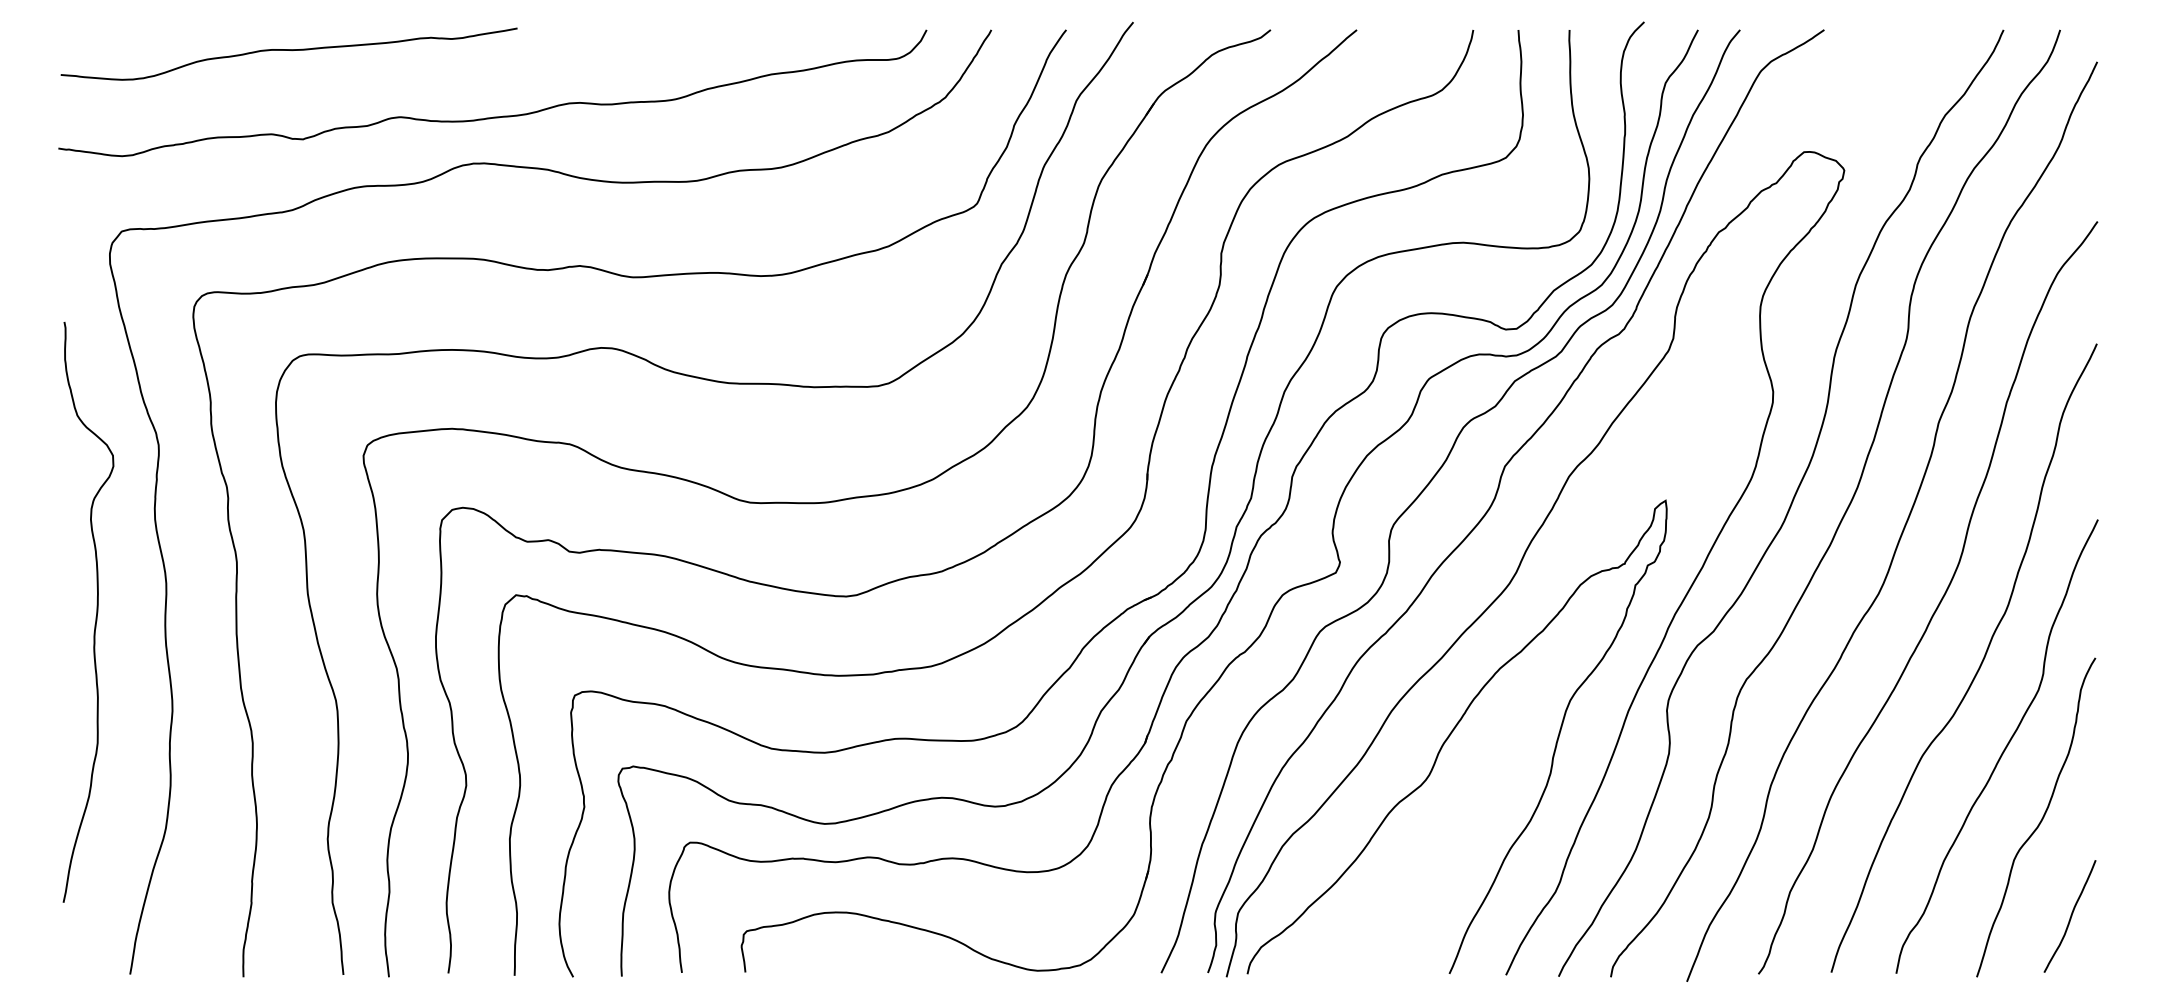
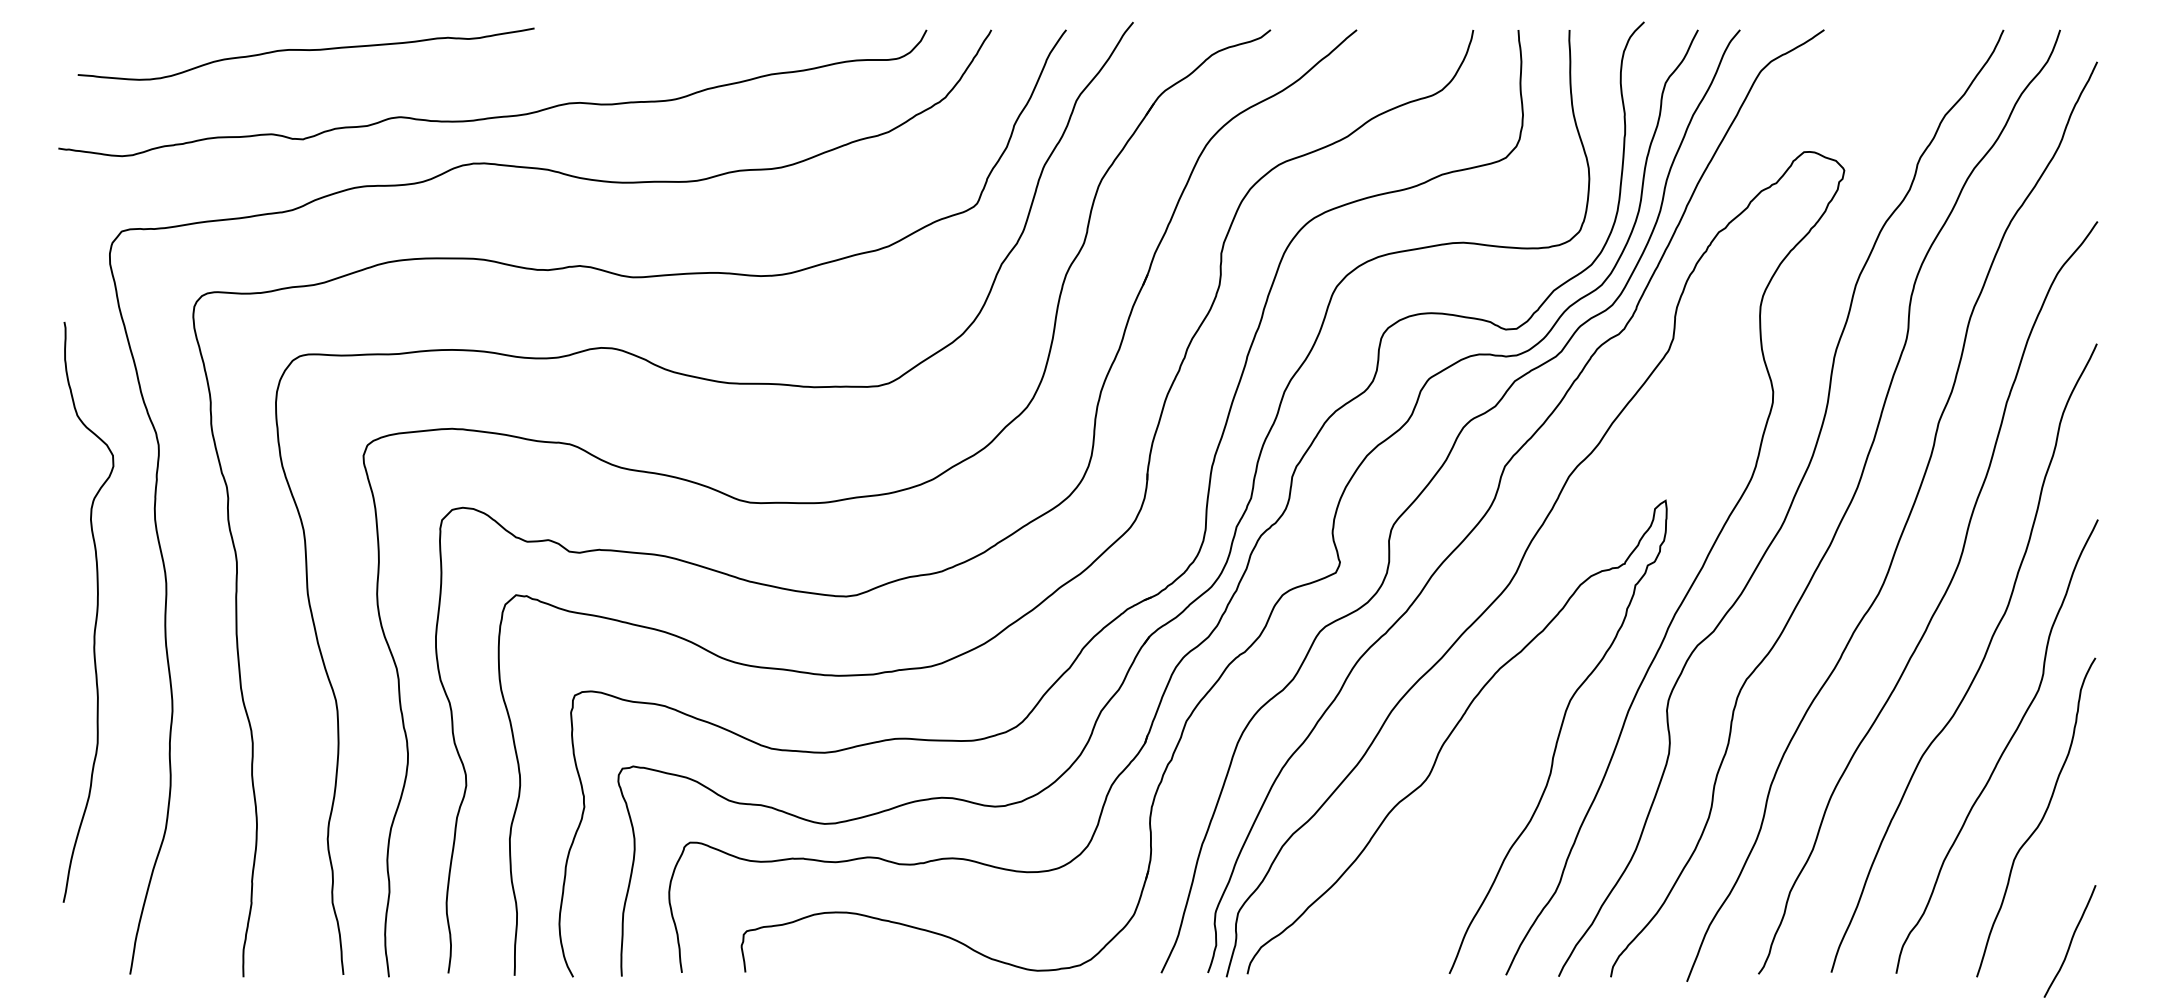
curve position: (288, 50) -> (305, 50) (305, 50)
curve position: (2070, 916) -> (2070, 941) (2070, 941)
